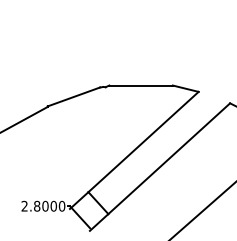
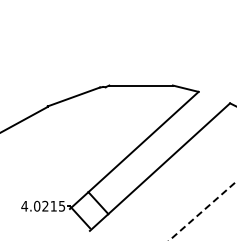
text: 2.8000 -> 4.0215 (43, 205)
line: solid -> dashed (202, 211)
